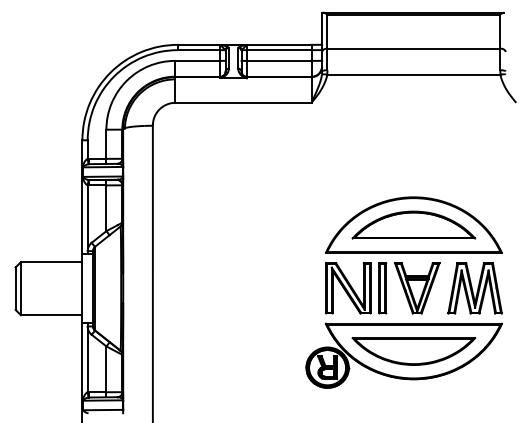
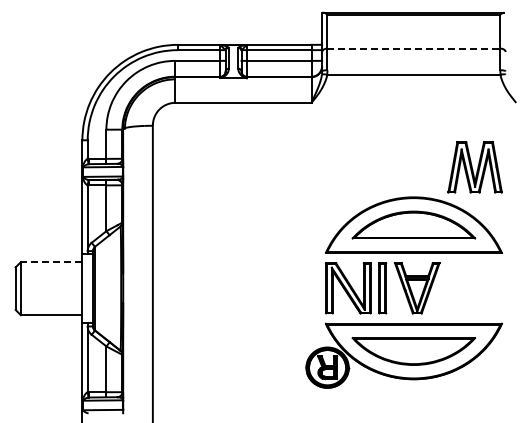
line: solid -> dashed (414, 48)
line: solid -> dashed (51, 262)
part position: (474, 288) -> (474, 167) (474, 167)
